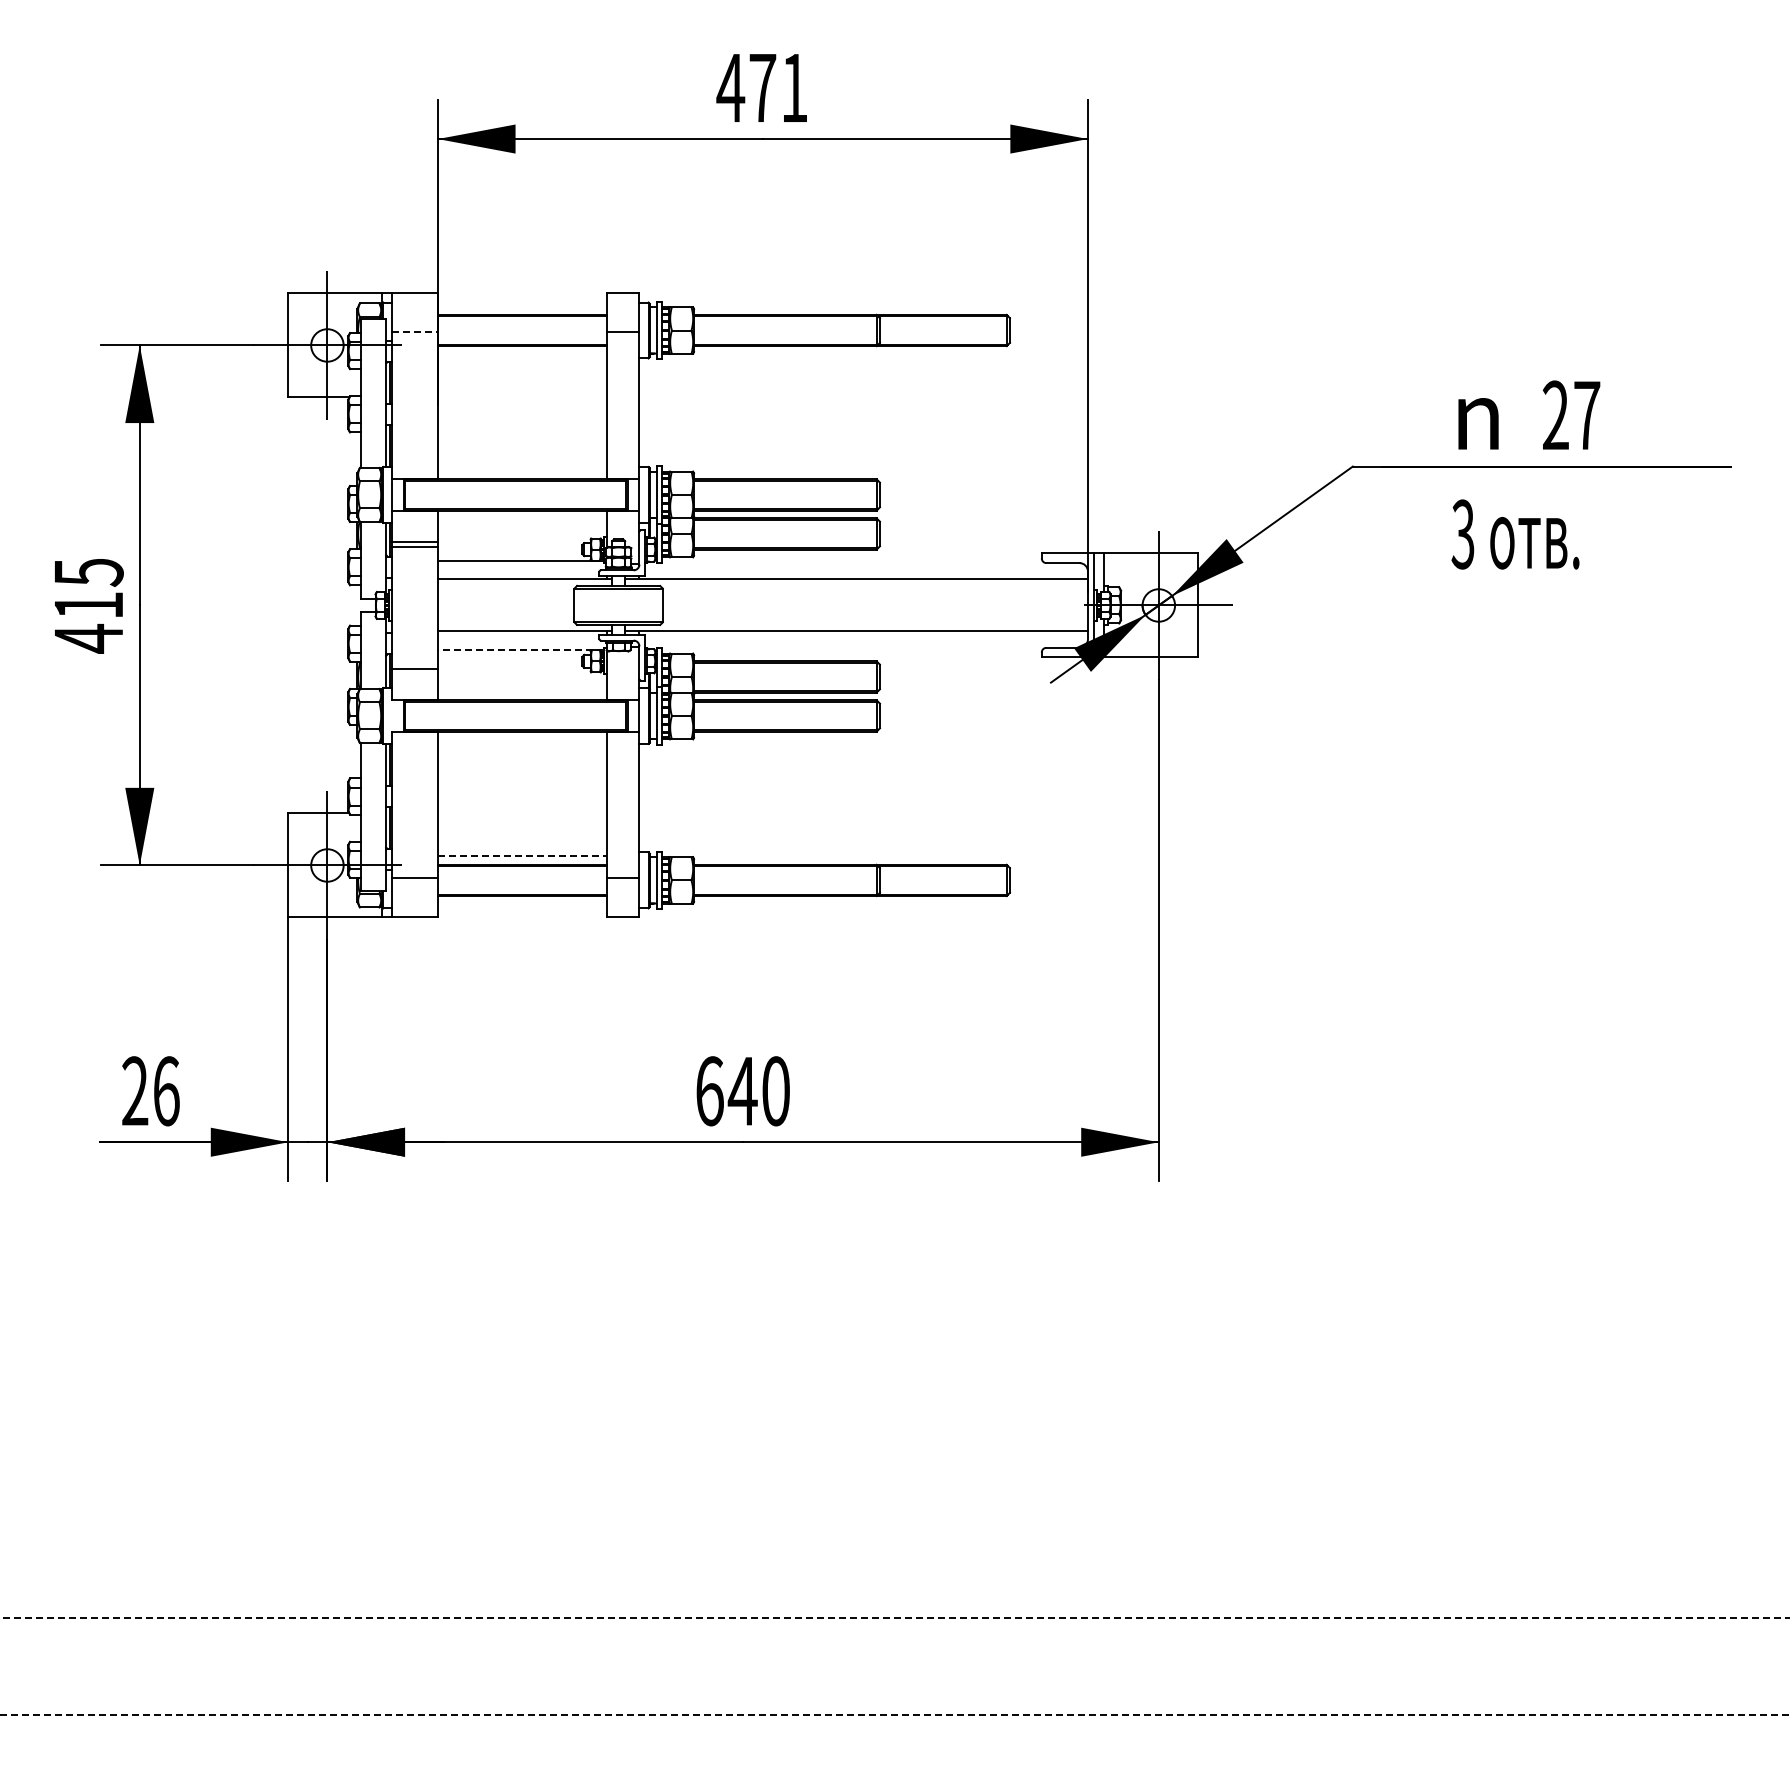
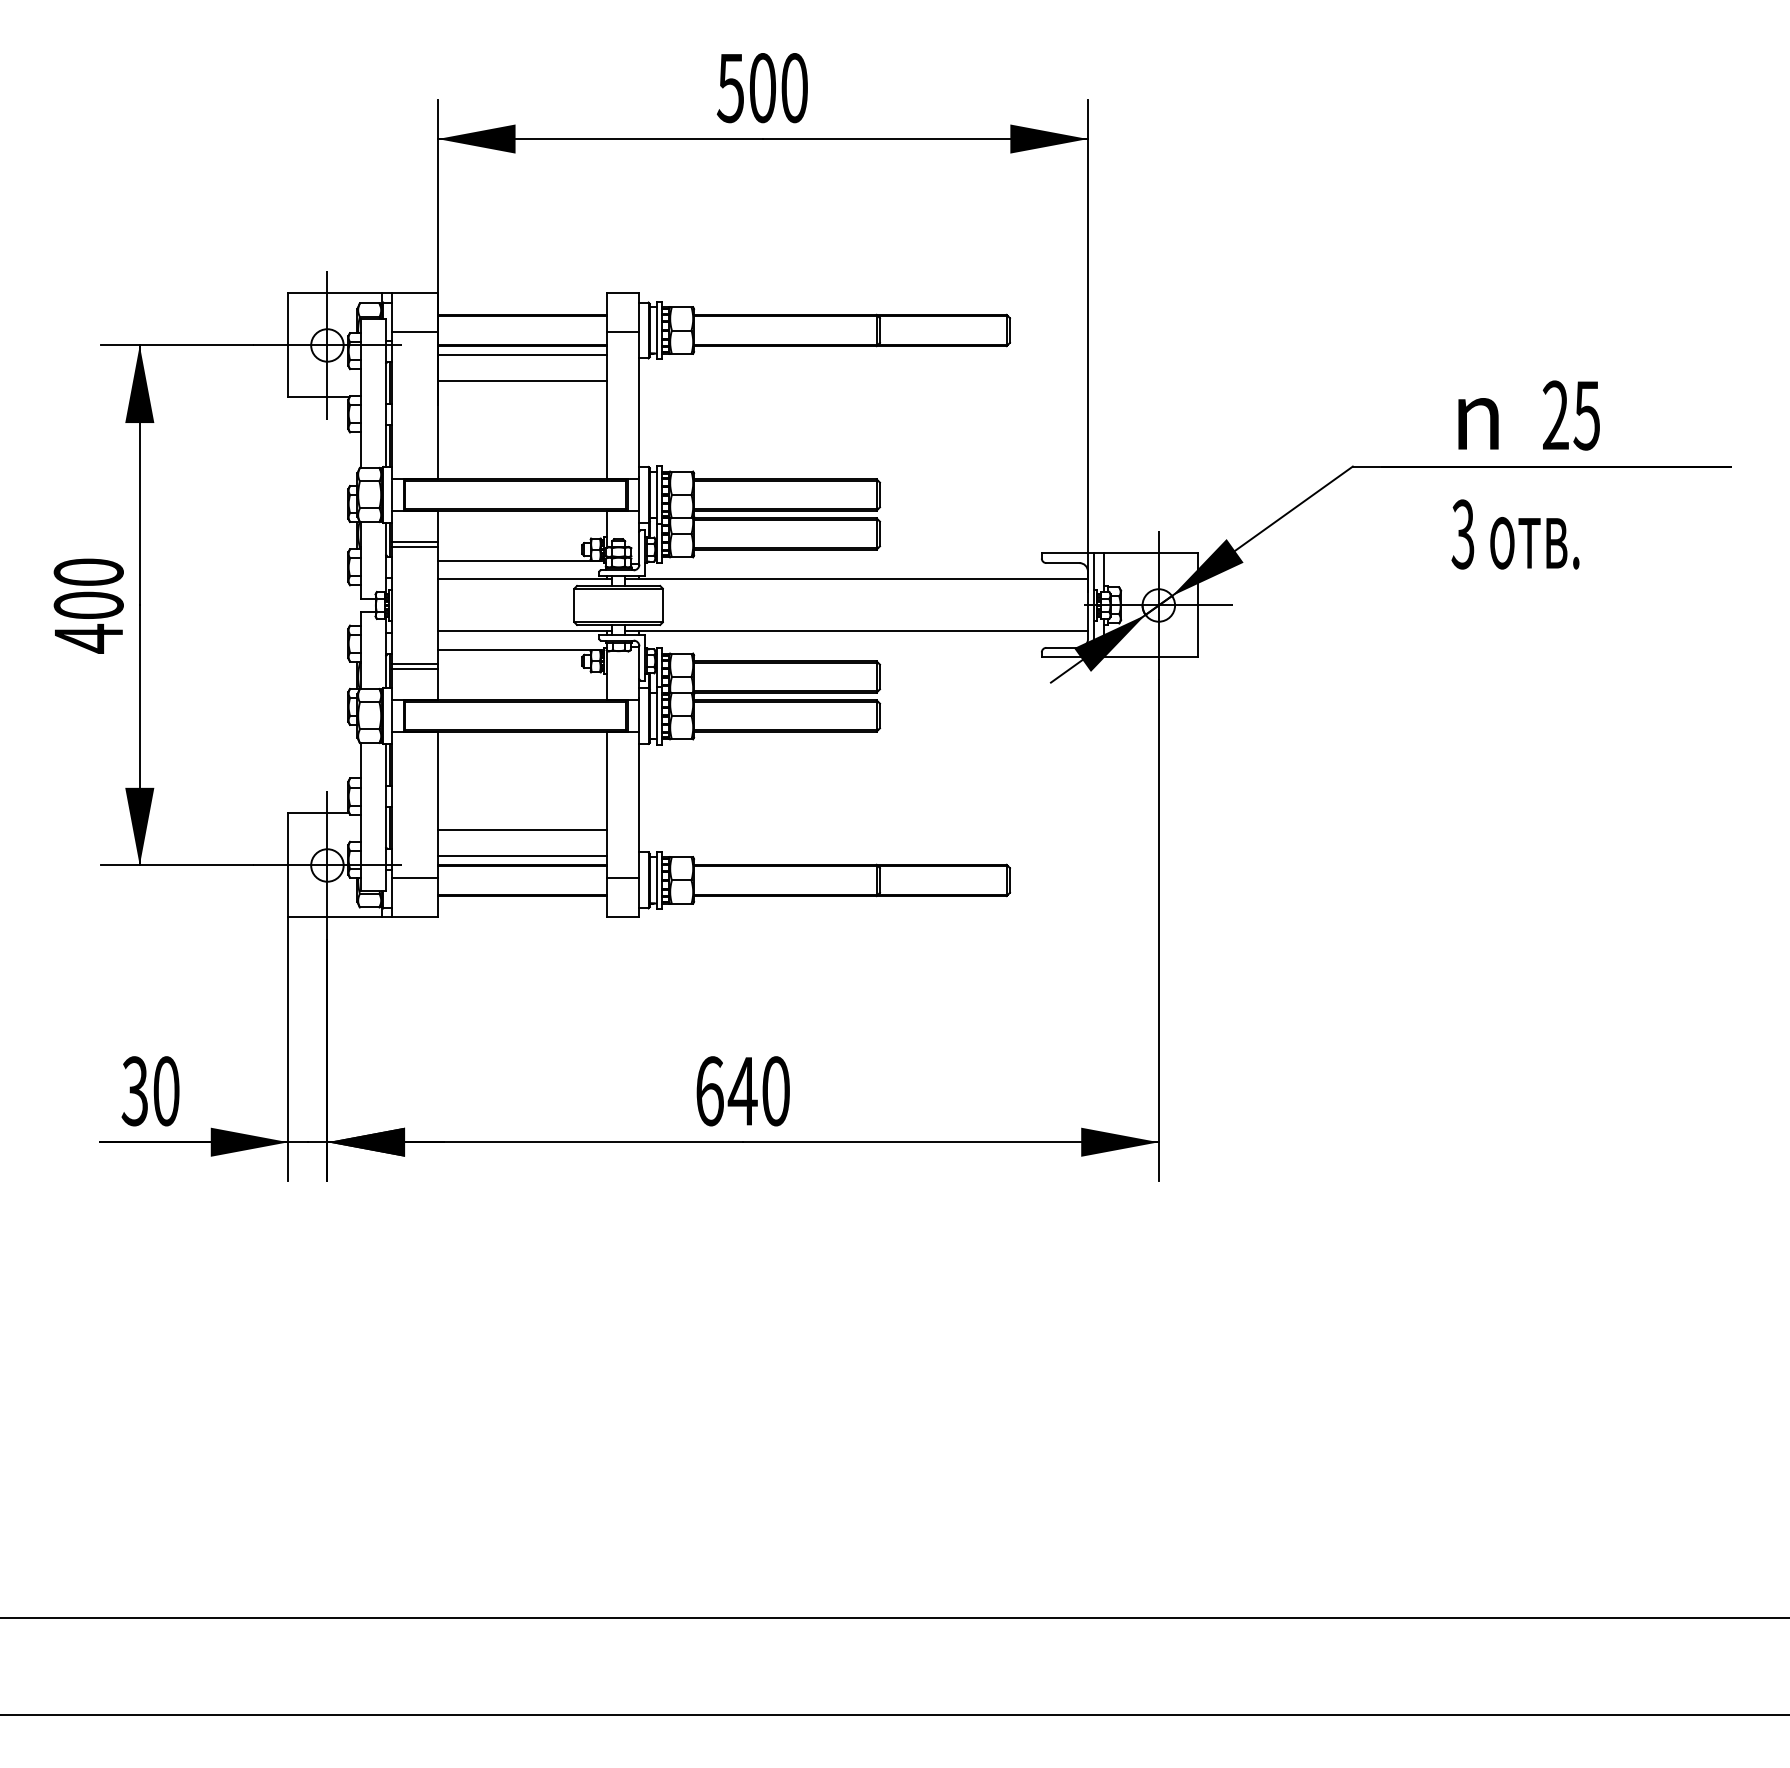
text: 471 -> 500 (761, 88)
line: dashed -> solid (415, 332)
line: none -> present (521, 354)
line: none -> present (521, 380)
text: 27 -> 25 (1586, 415)
text: 415 -> 400 (88, 588)
line: dashed -> solid (520, 649)
line: none -> present (414, 663)
line: none -> present (392, 715)
line: none -> present (521, 830)
line: dashed -> solid (522, 856)
text: 26 -> 30 (150, 1091)
line: dashed -> solid (894, 1618)
line: dashed -> solid (894, 1715)
